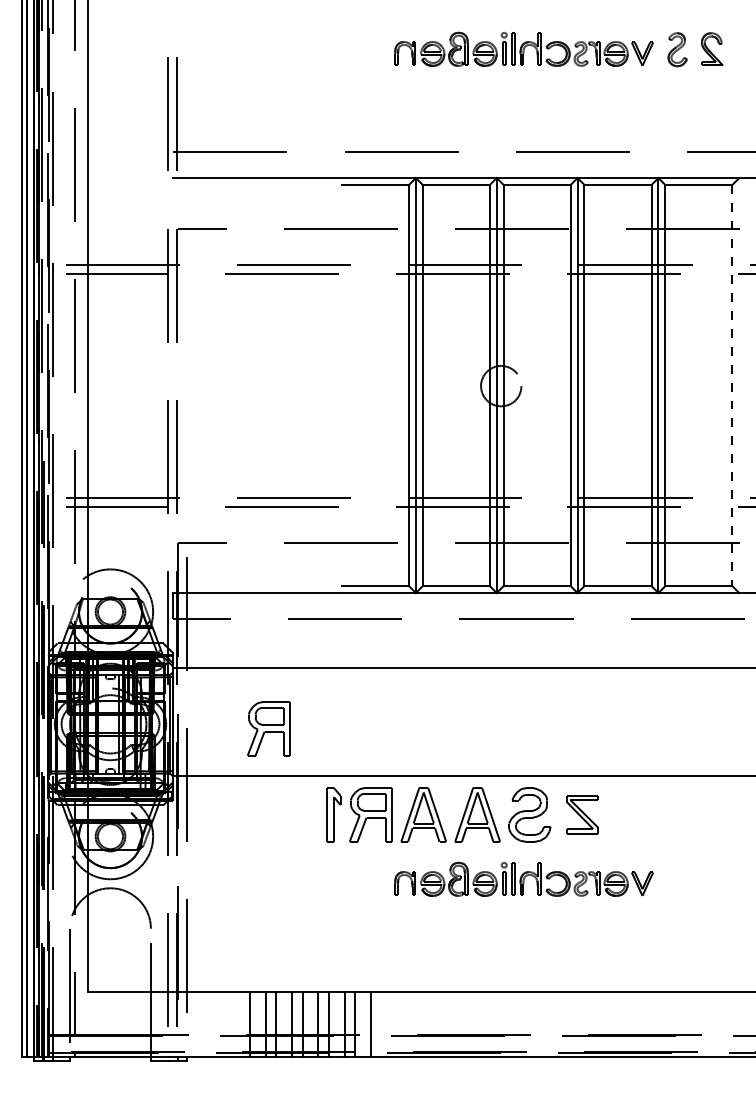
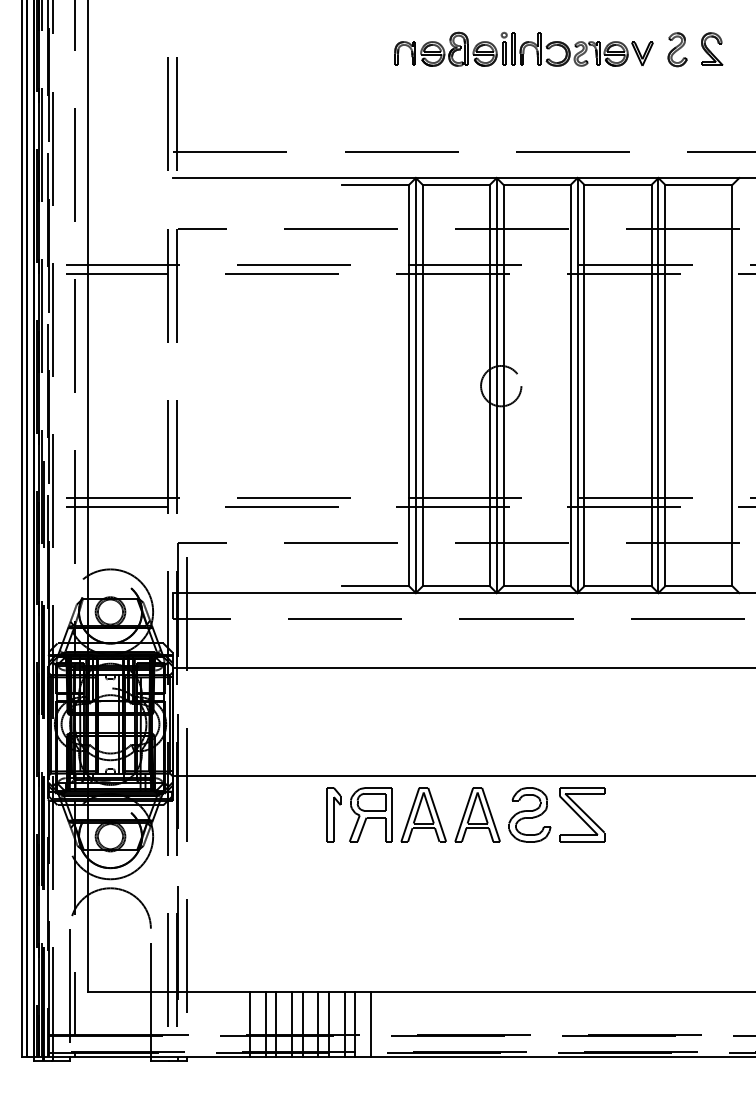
line: dashed -> solid (732, 385)
part: present -> none (268, 728)
part size: 33x40 px -> 47x56 px (582, 814)
part: present -> none (523, 878)
